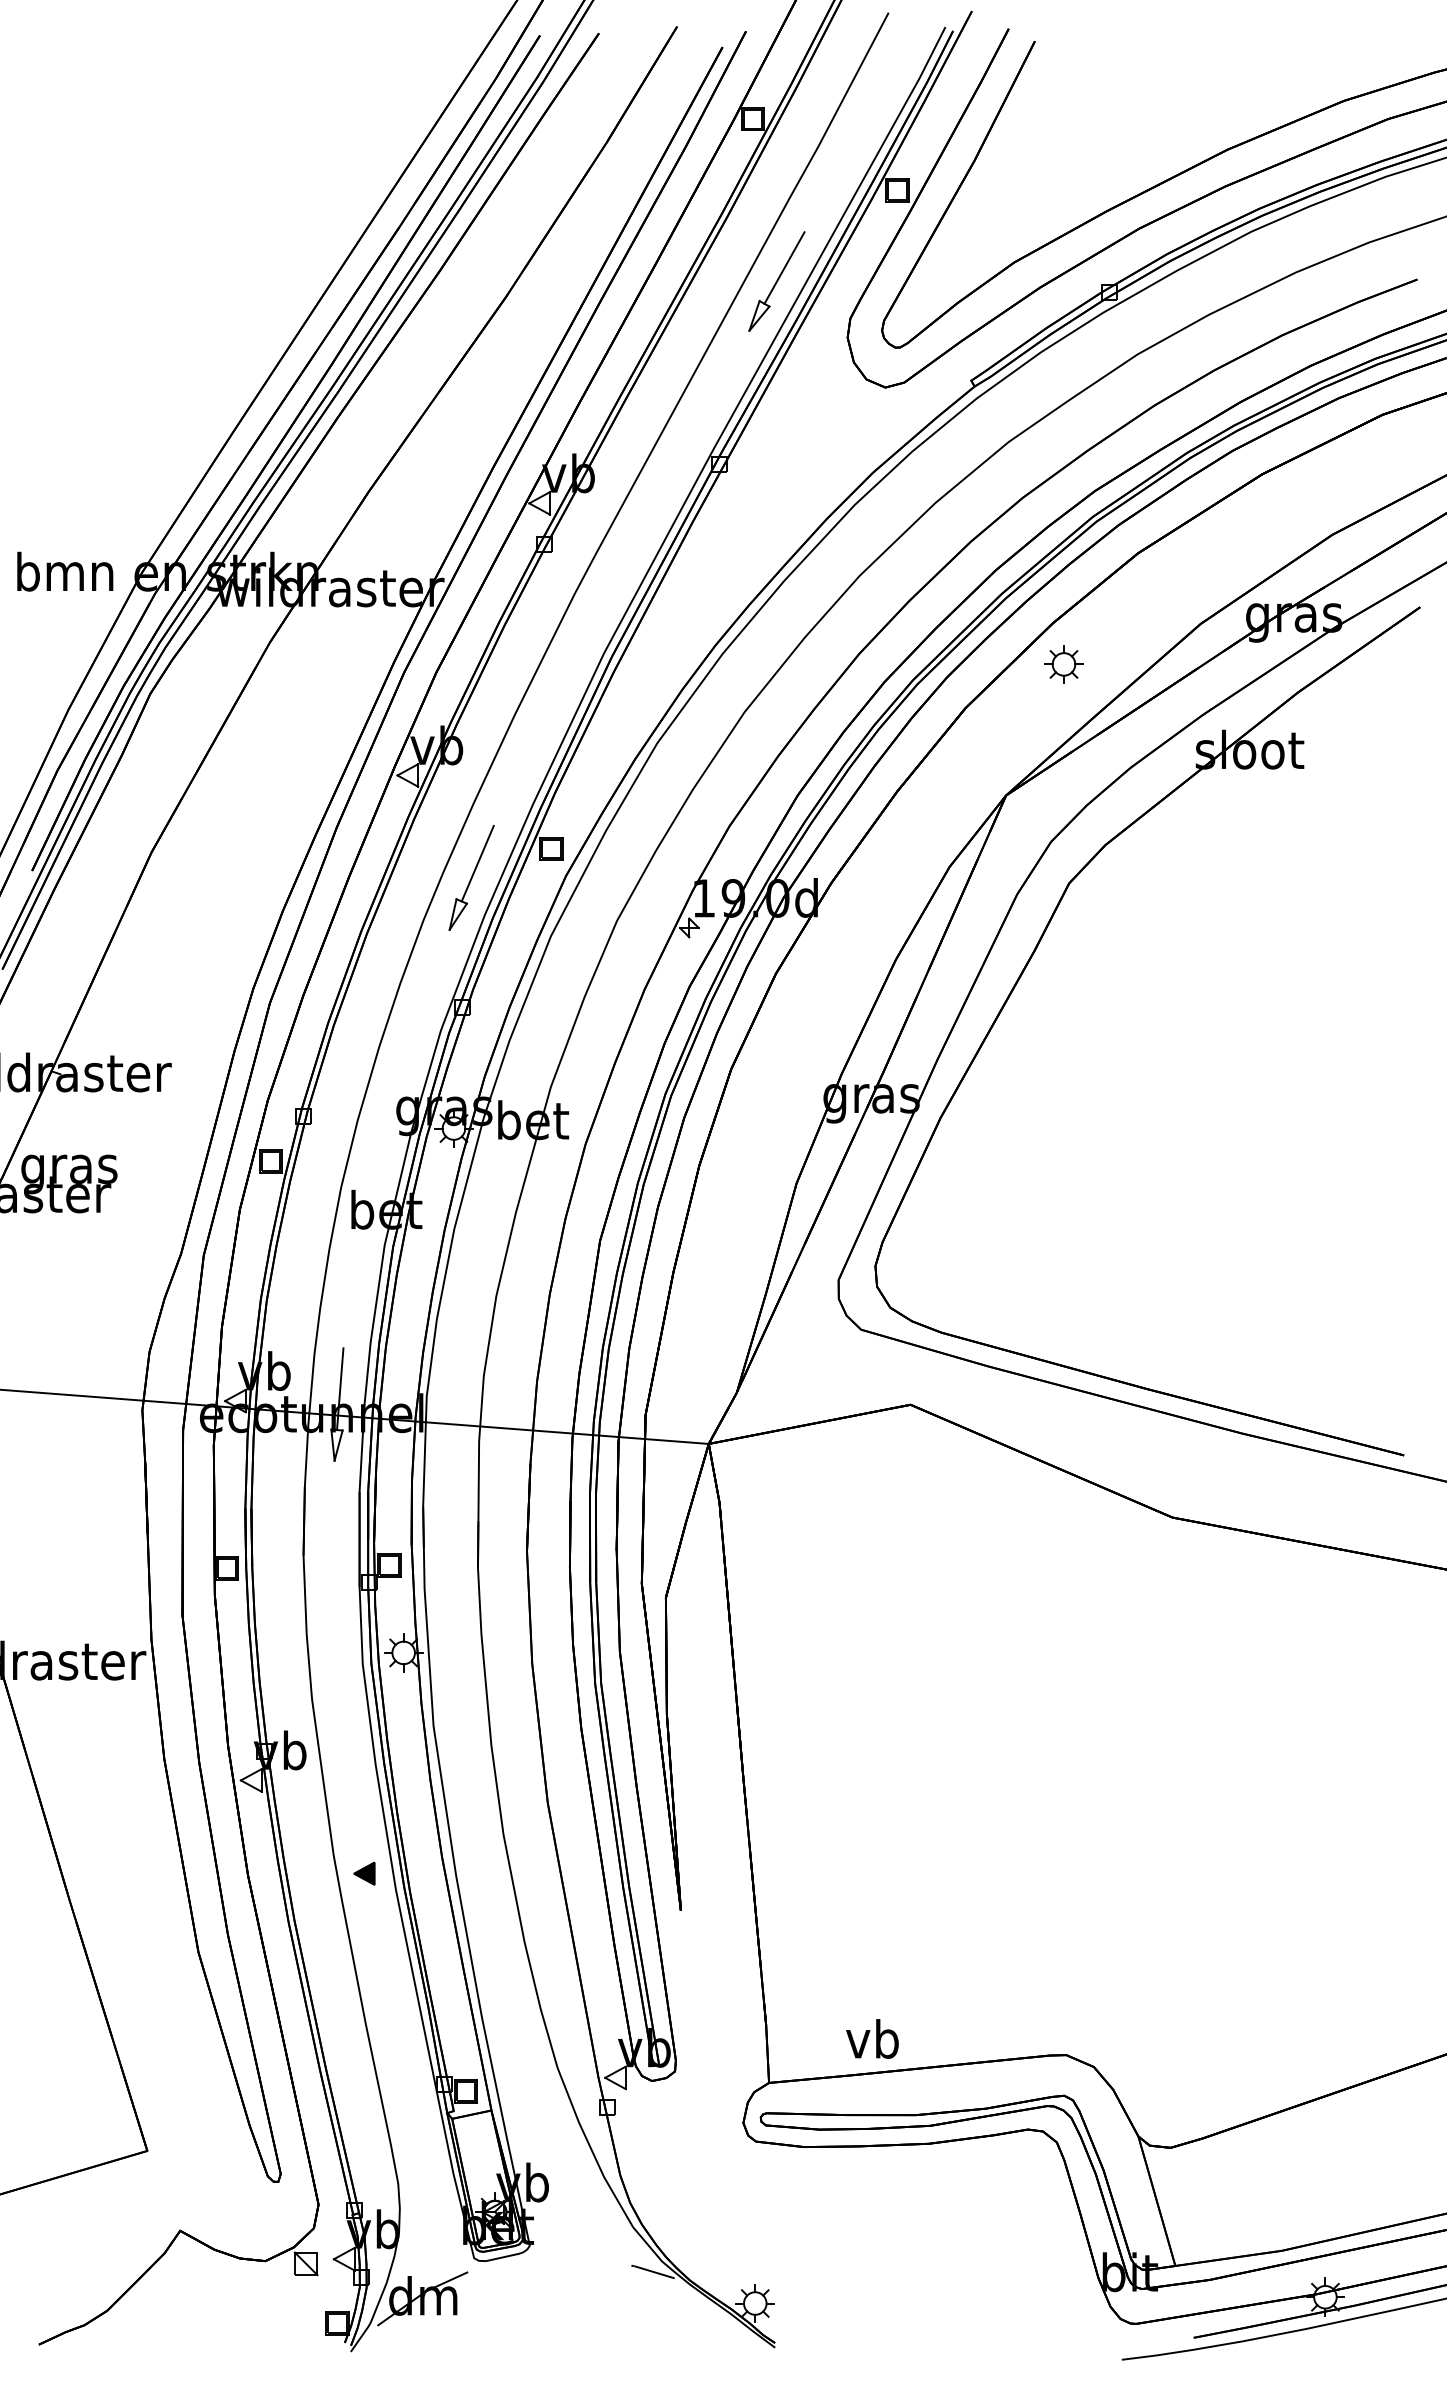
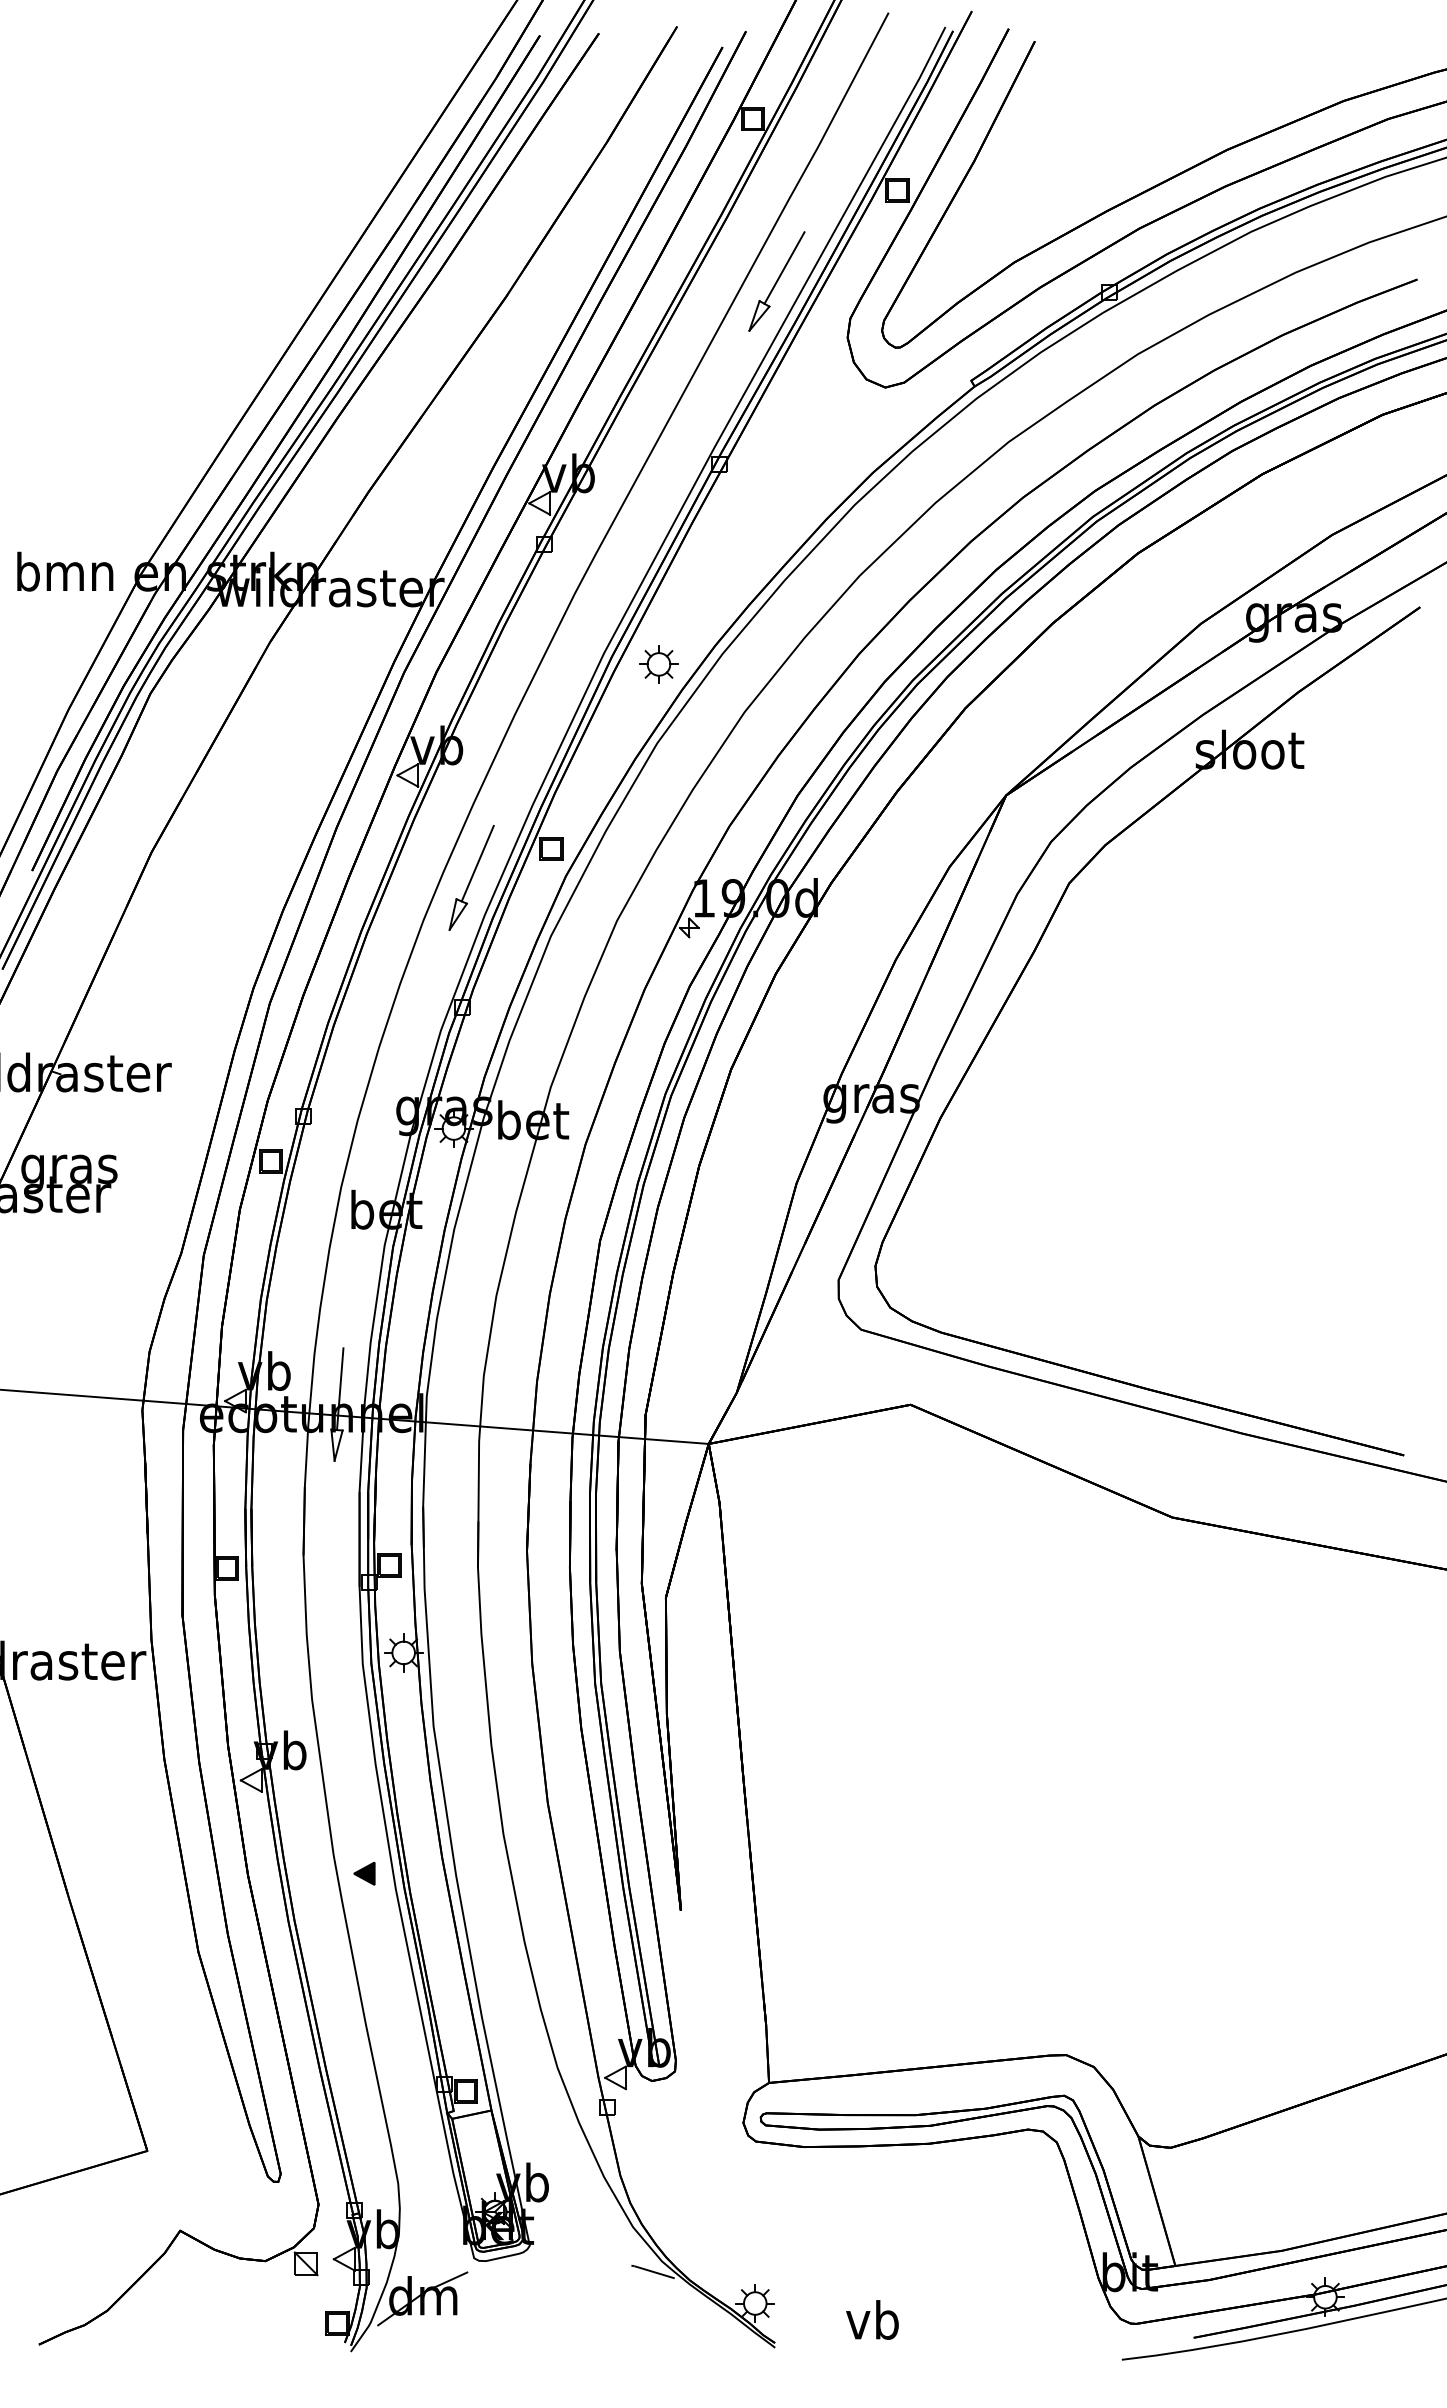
part position: (1063, 664) -> (658, 664) (658, 664)
text position: (872, 2038) -> (872, 2319) (872, 2319)
